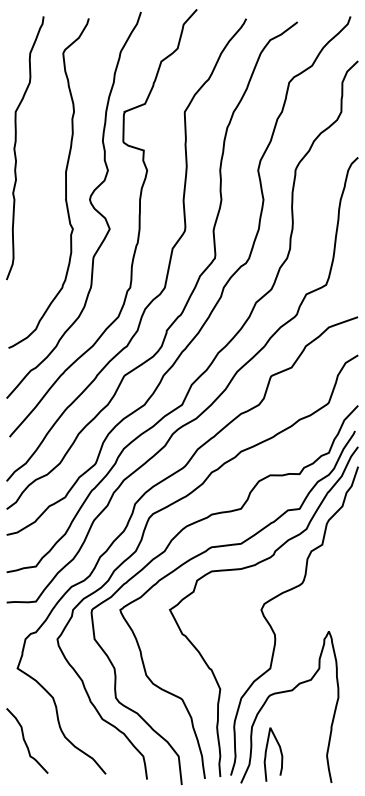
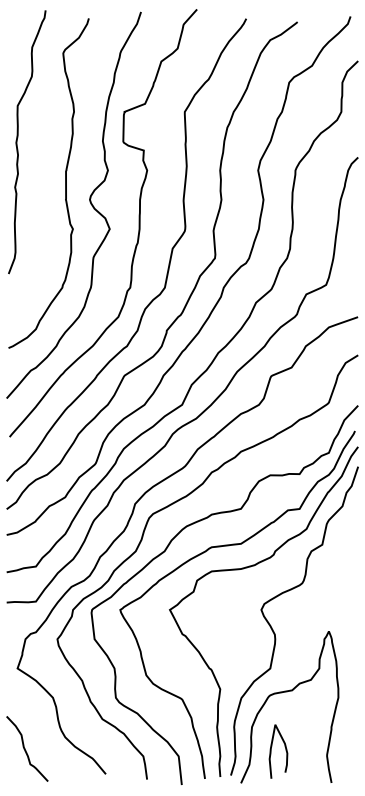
curve position: (15, 148) -> (17, 142) (17, 142)
curve position: (25, 740) -> (25, 748) (25, 748)
curve position: (266, 754) -> (271, 751) (271, 751)
